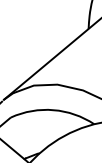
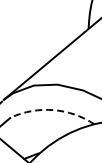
arc: solid -> dashed (53, 110)
